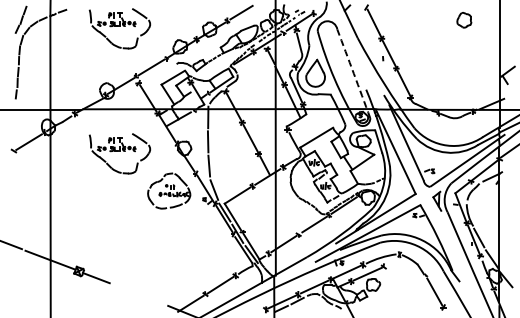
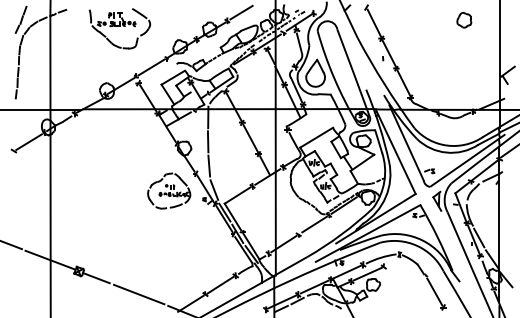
arc: dashed -> solid (353, 73)
part: present -> none (119, 153)
line: none -> present (139, 294)
